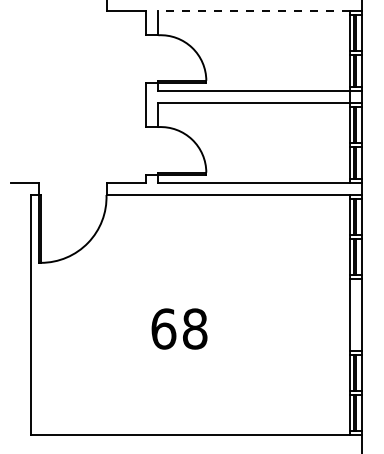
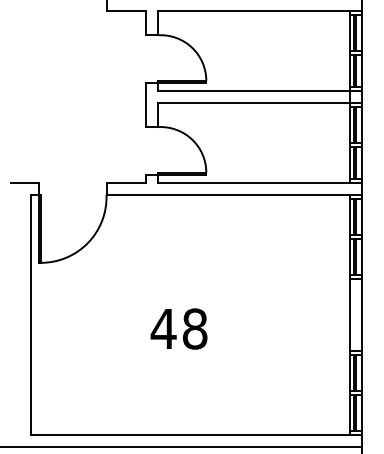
line: dashed -> solid (254, 11)
text: 68 -> 48 (163, 328)
line: none -> present (182, 446)
